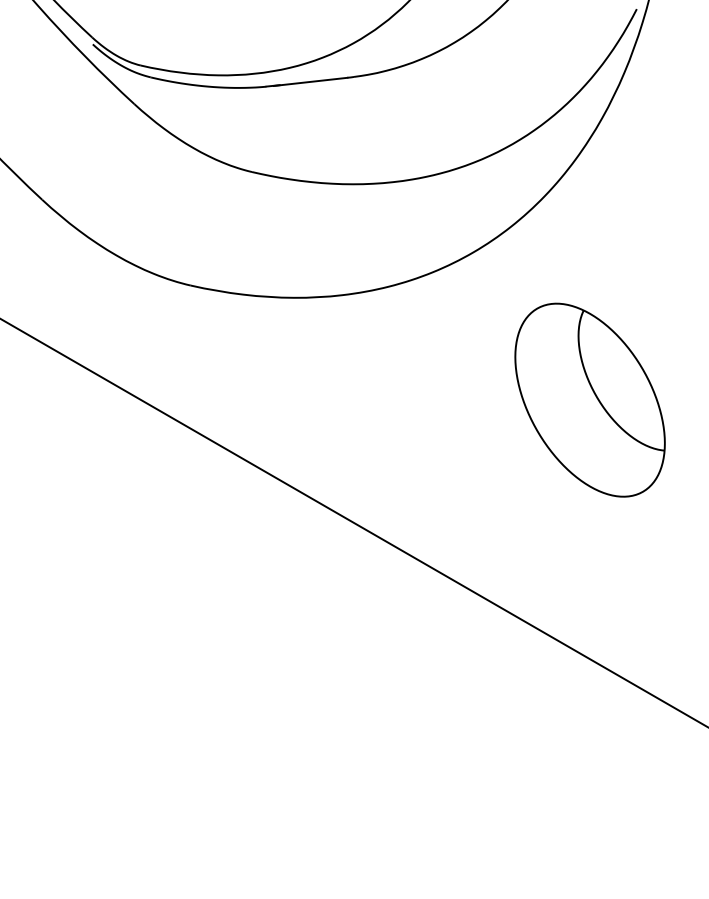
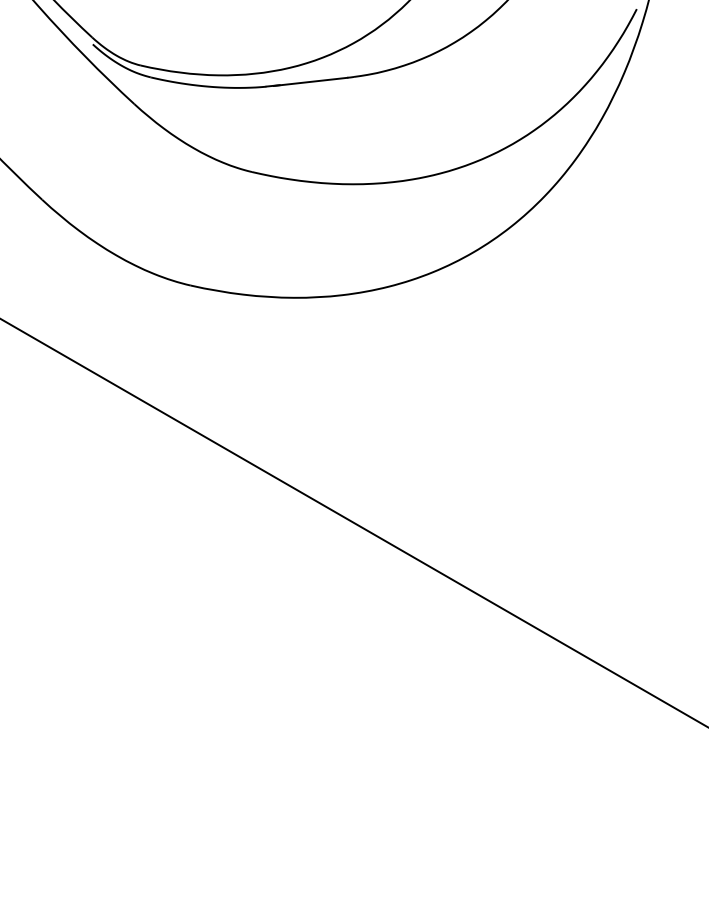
part: present -> none (589, 399)
